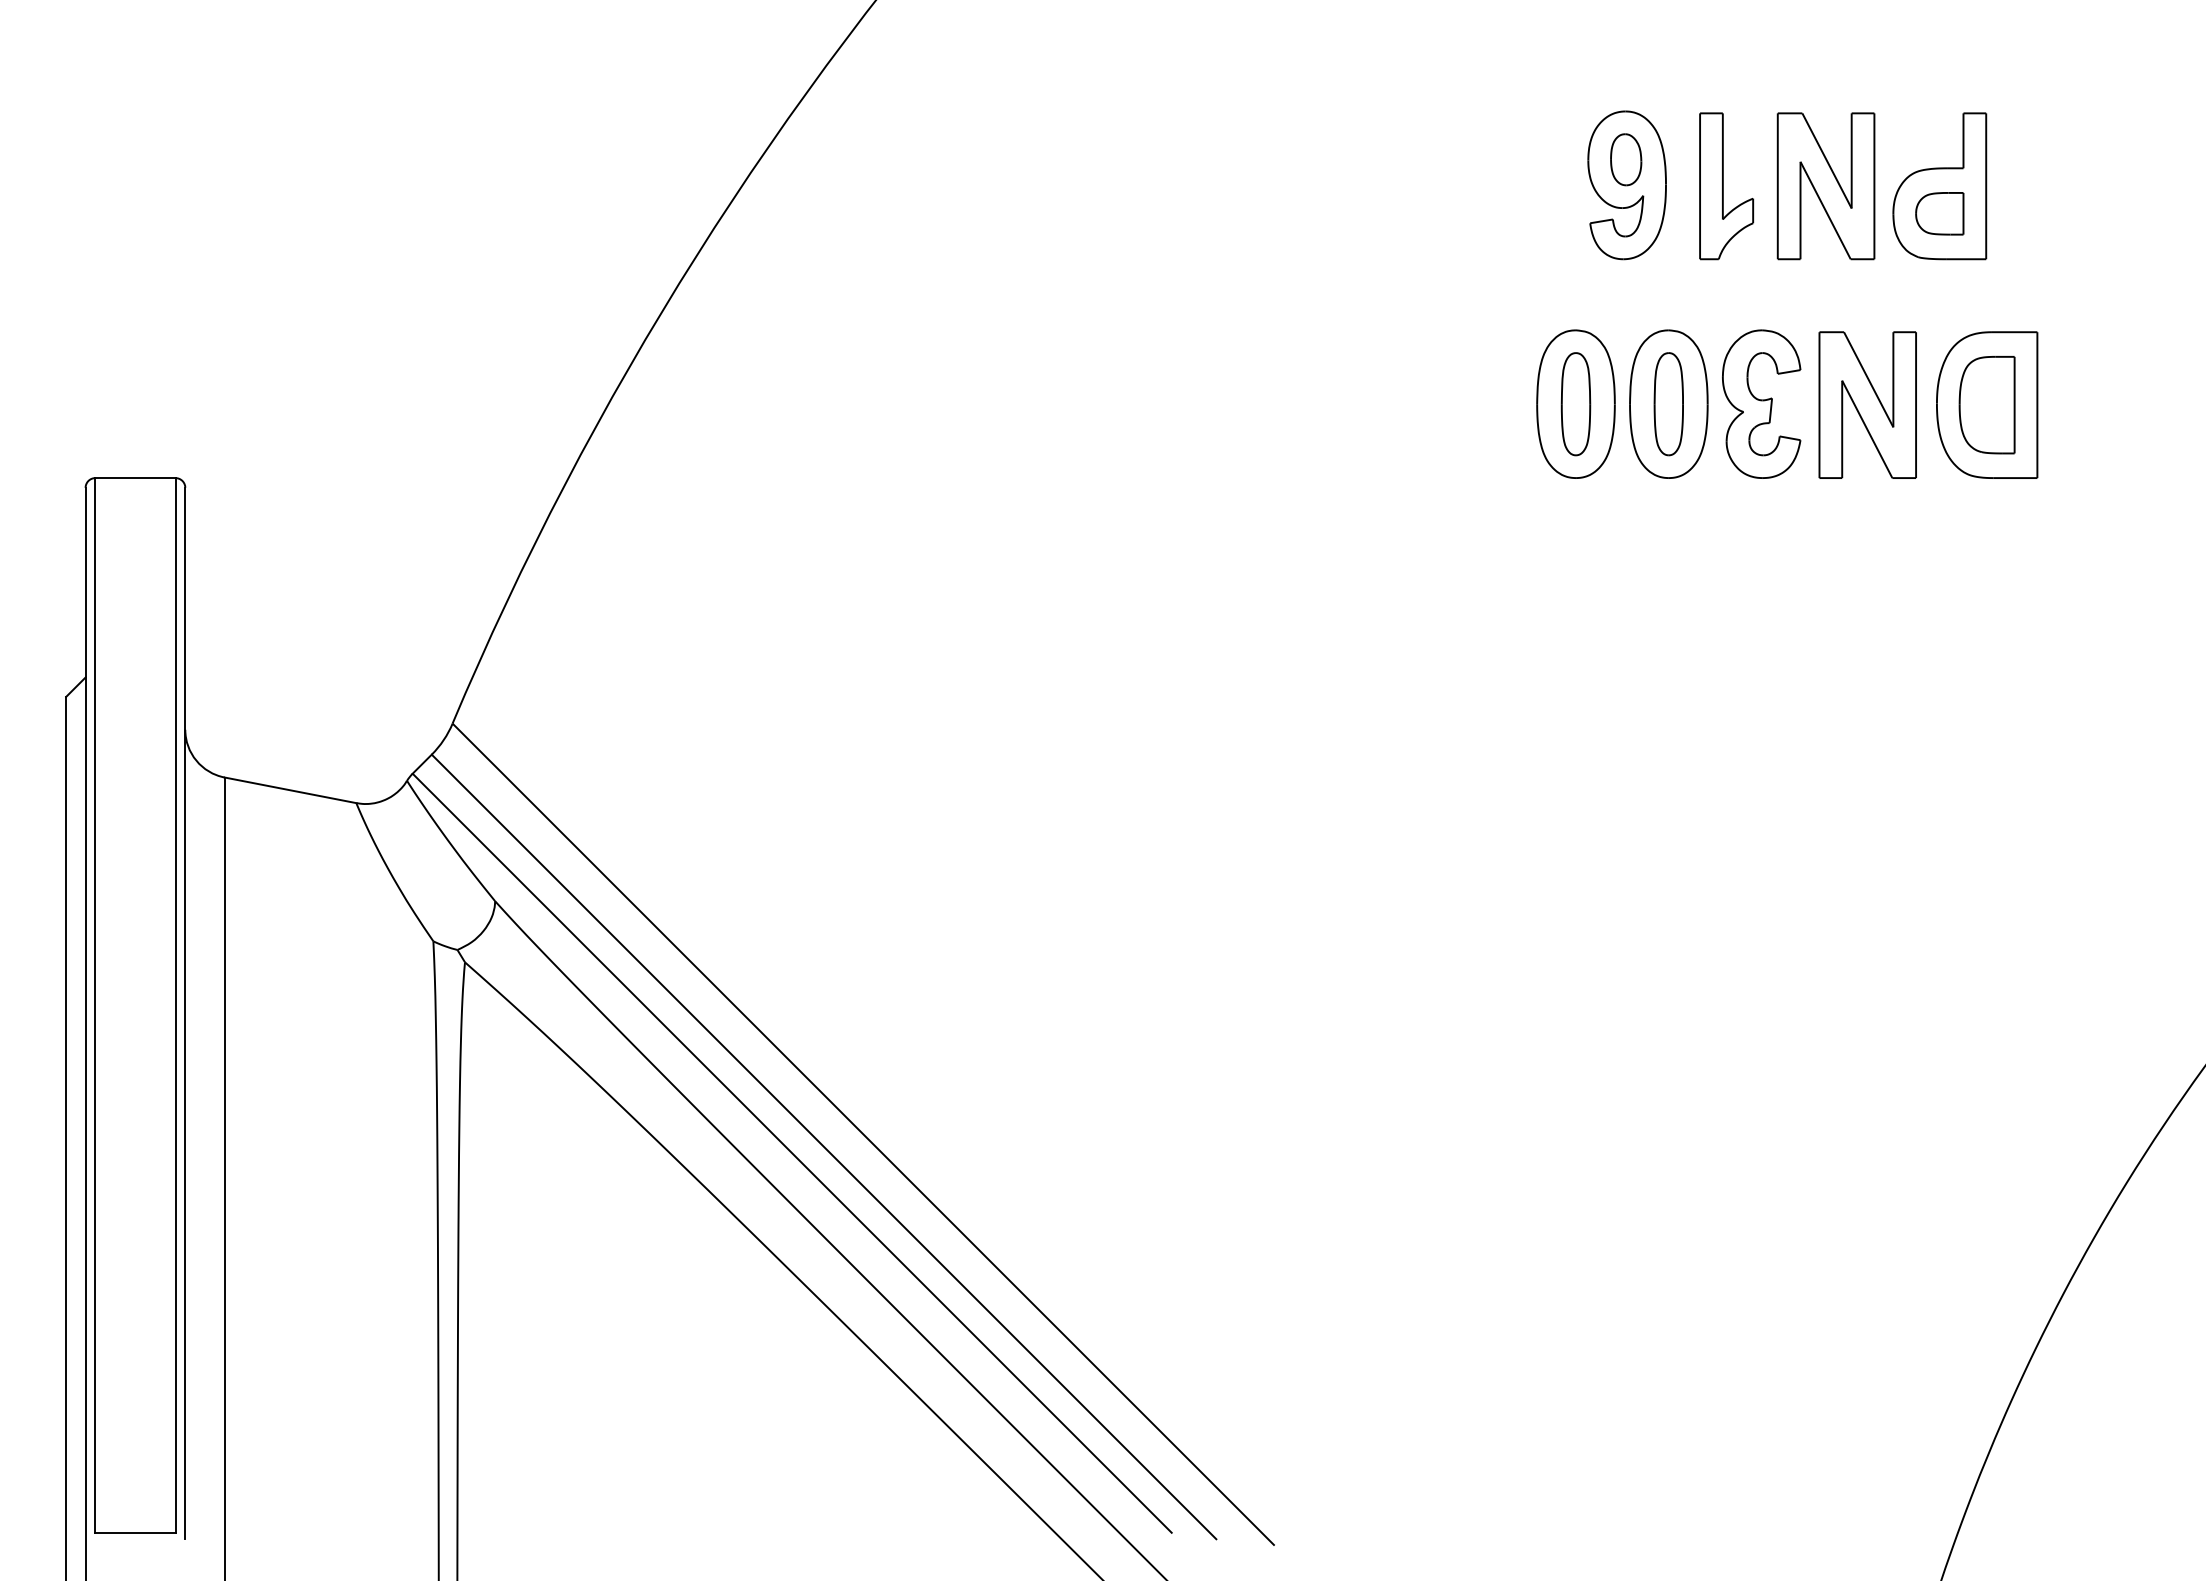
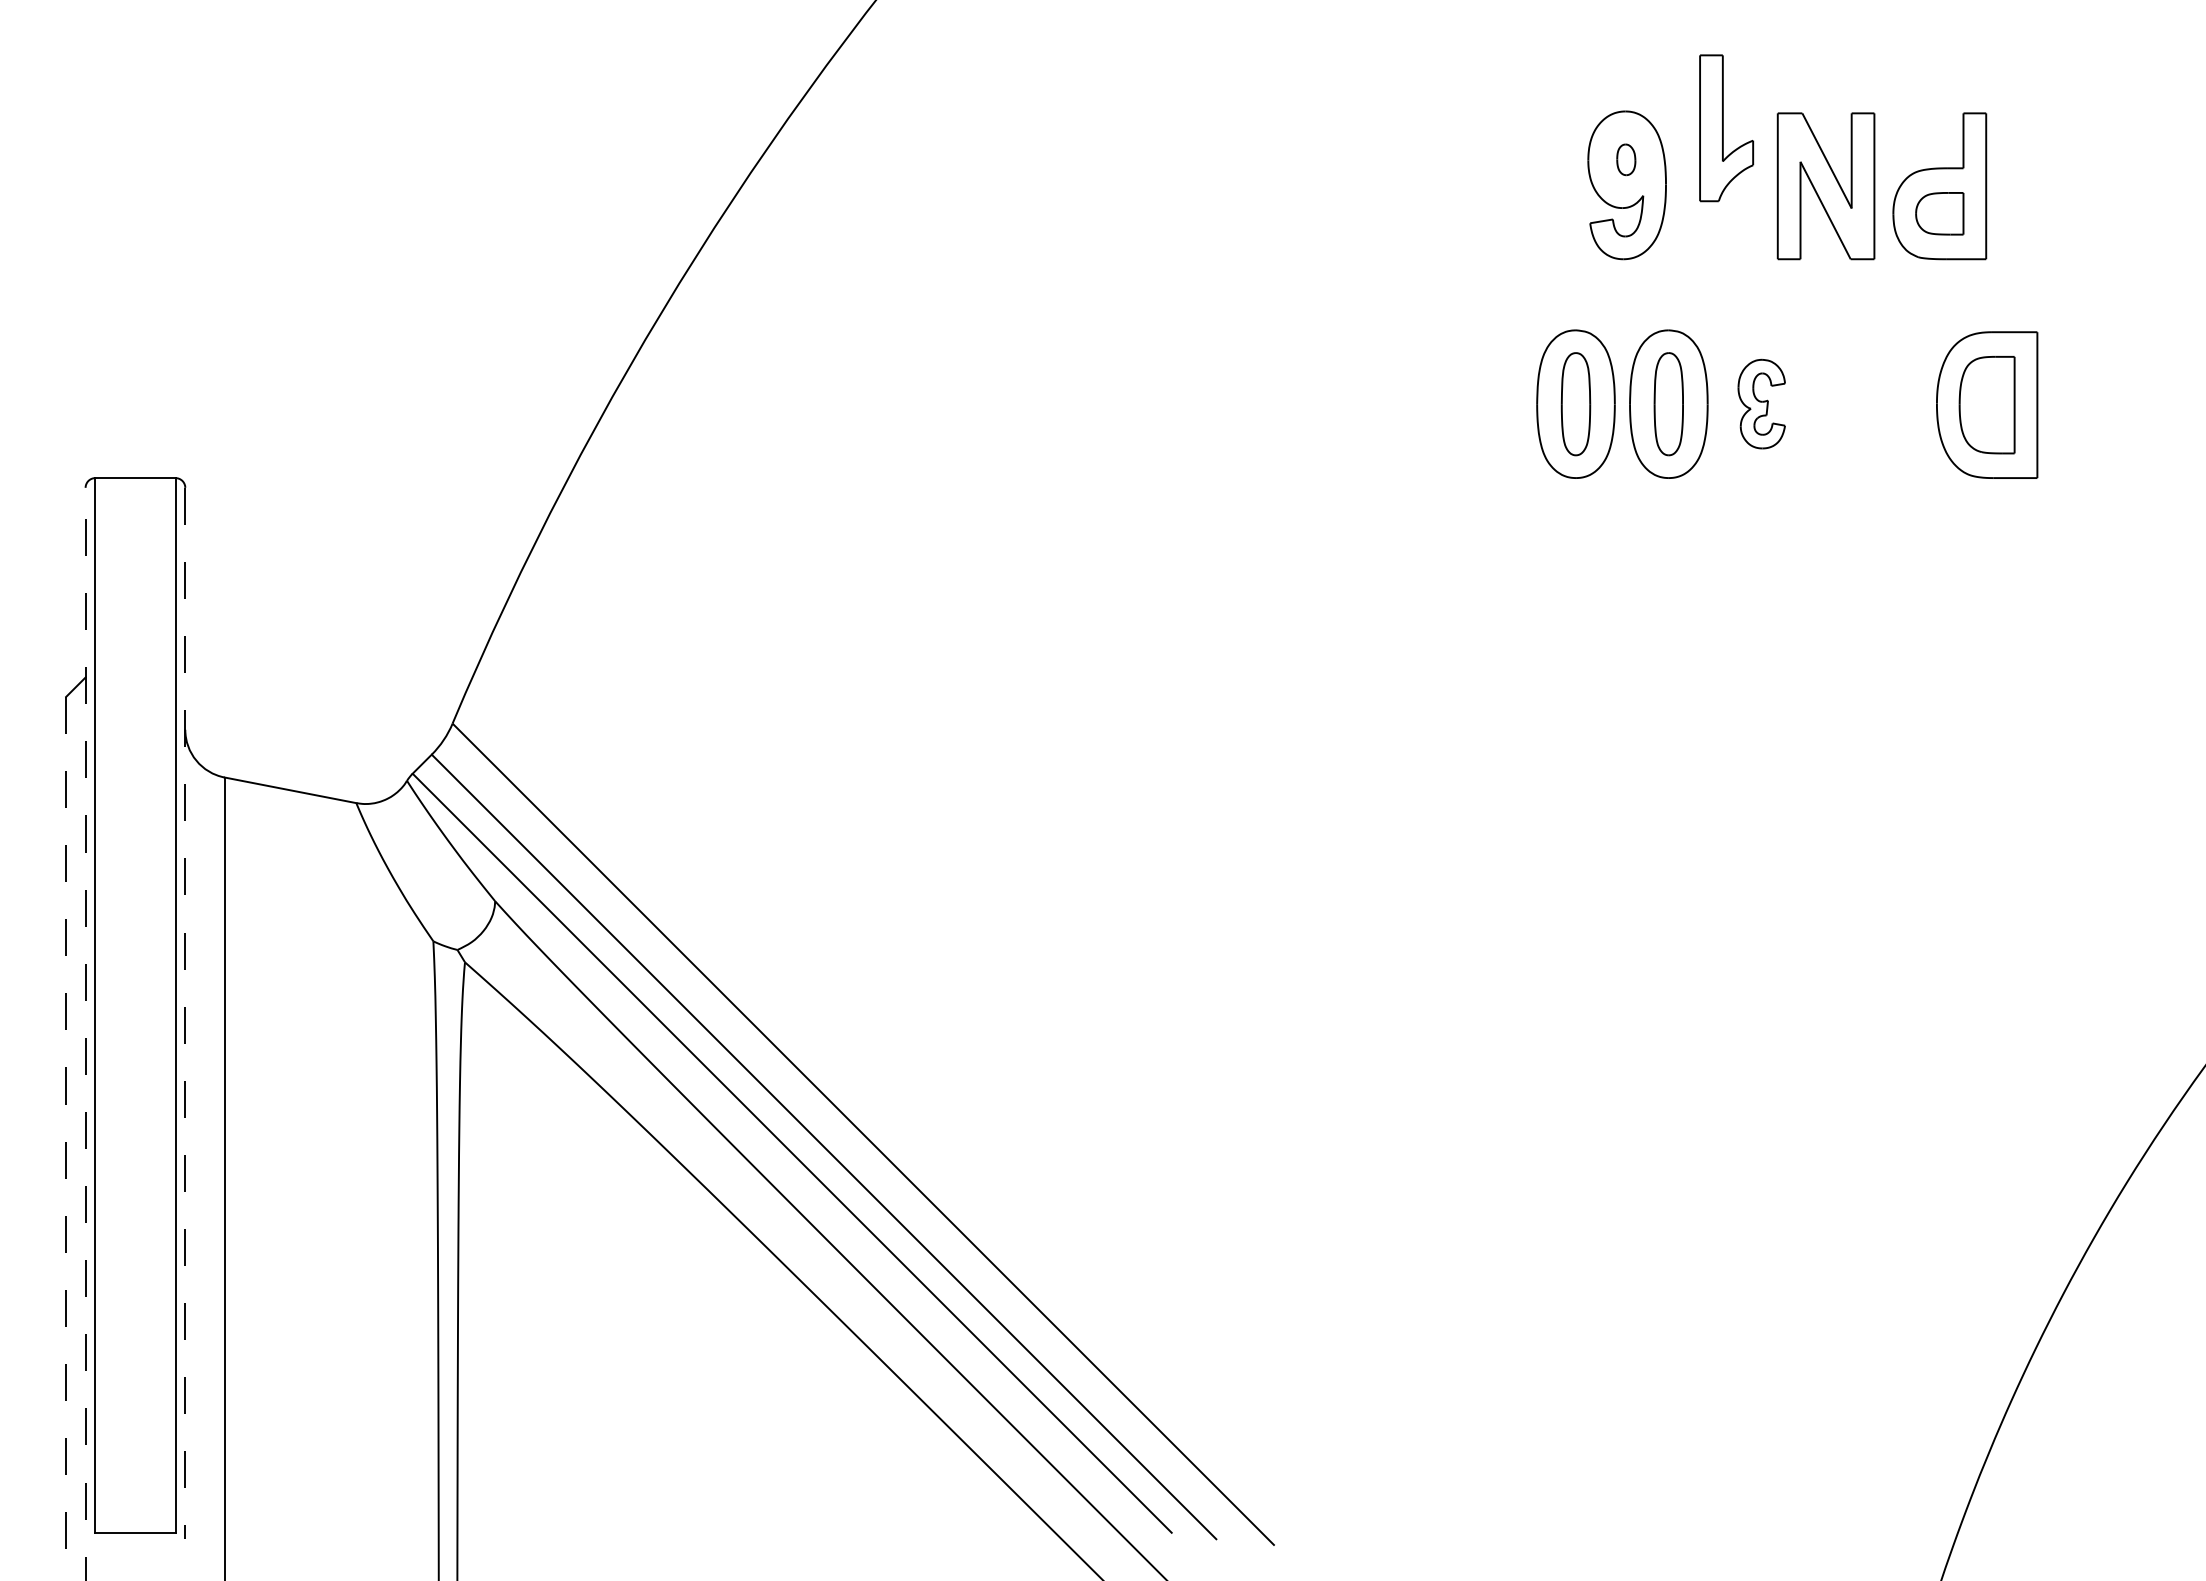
part size: 33x54 px -> 21x34 px (1626, 159)
part position: (1726, 186) -> (1726, 128) (1726, 128)
part size: 80x150 px -> 49x92 px (1761, 403)
part: present -> none (1867, 404)
line: solid -> dashed (185, 1013)
line: solid -> dashed (85, 1033)
line: solid -> dashed (66, 1138)
